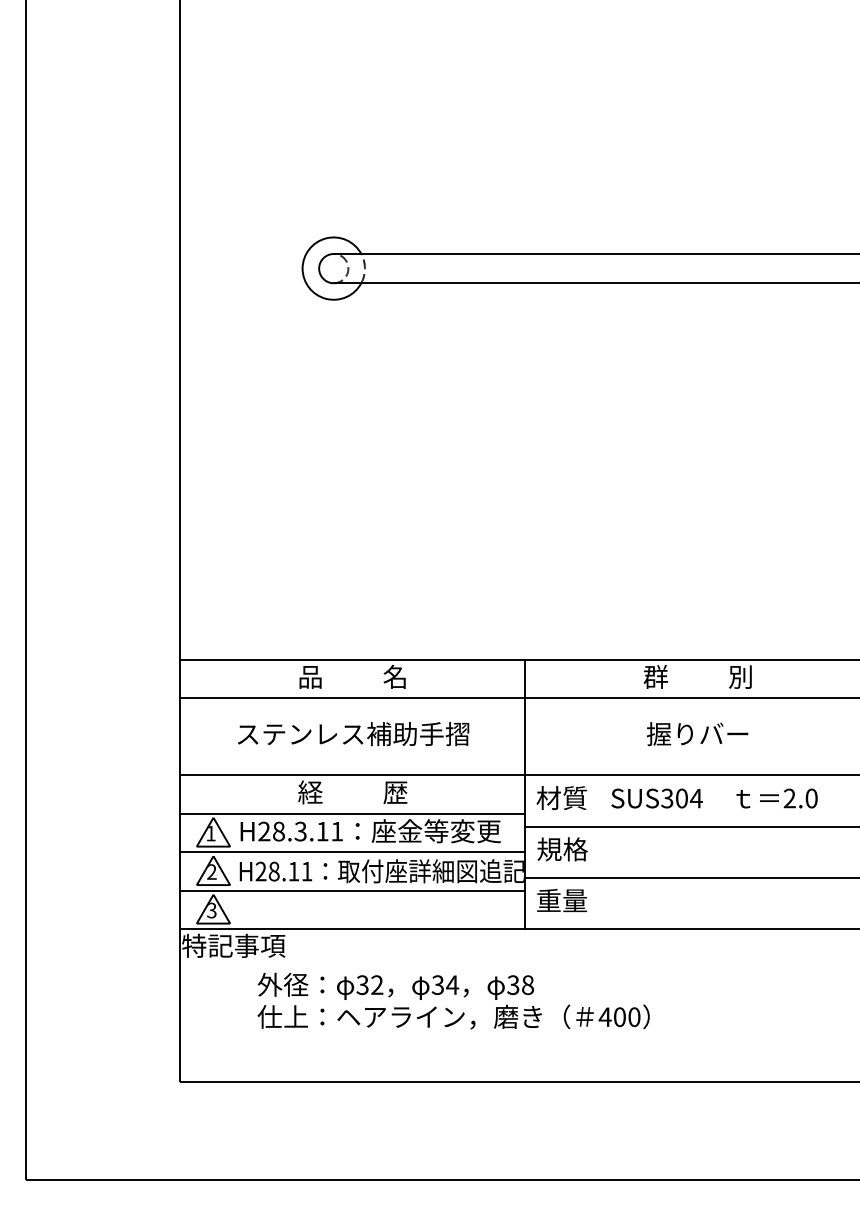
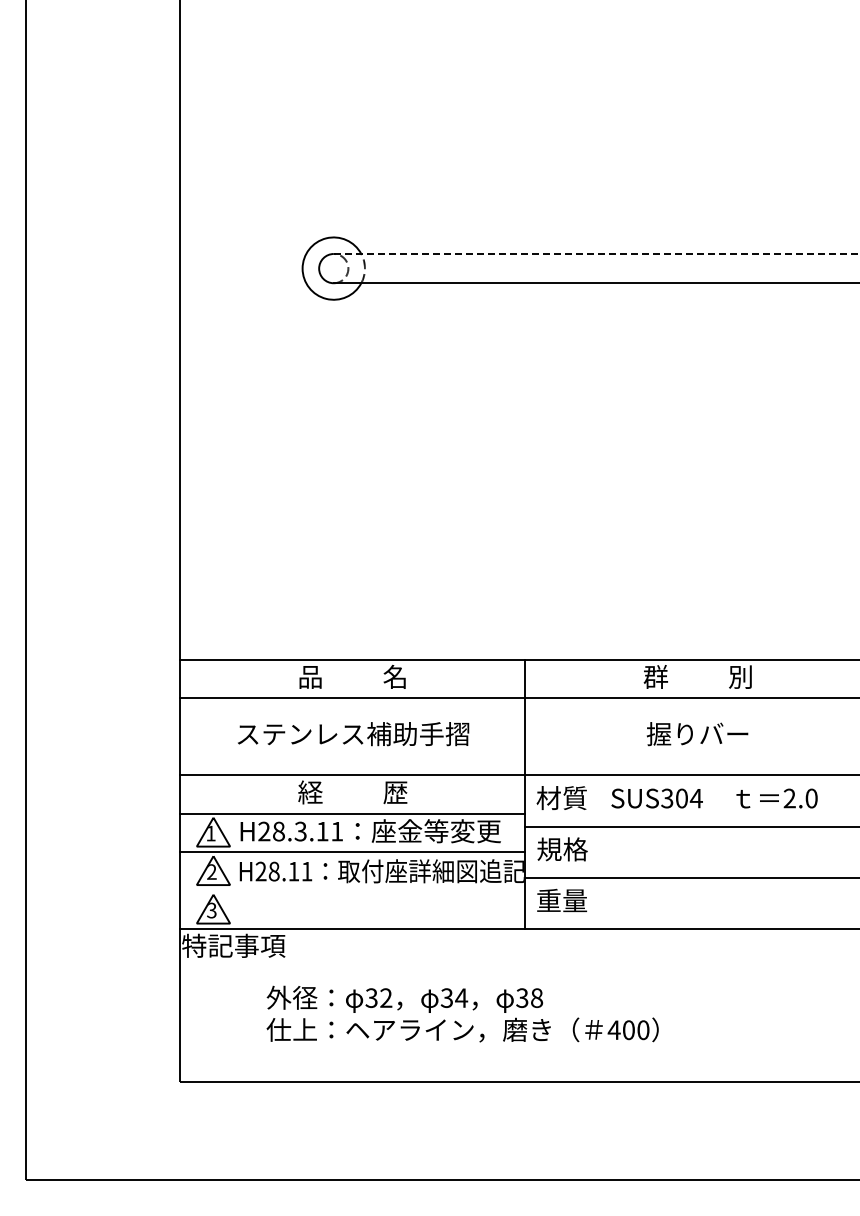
line: solid -> dashed (596, 254)
line: present -> none (352, 890)
text position: (453, 1000) -> (462, 1013) (462, 1013)
